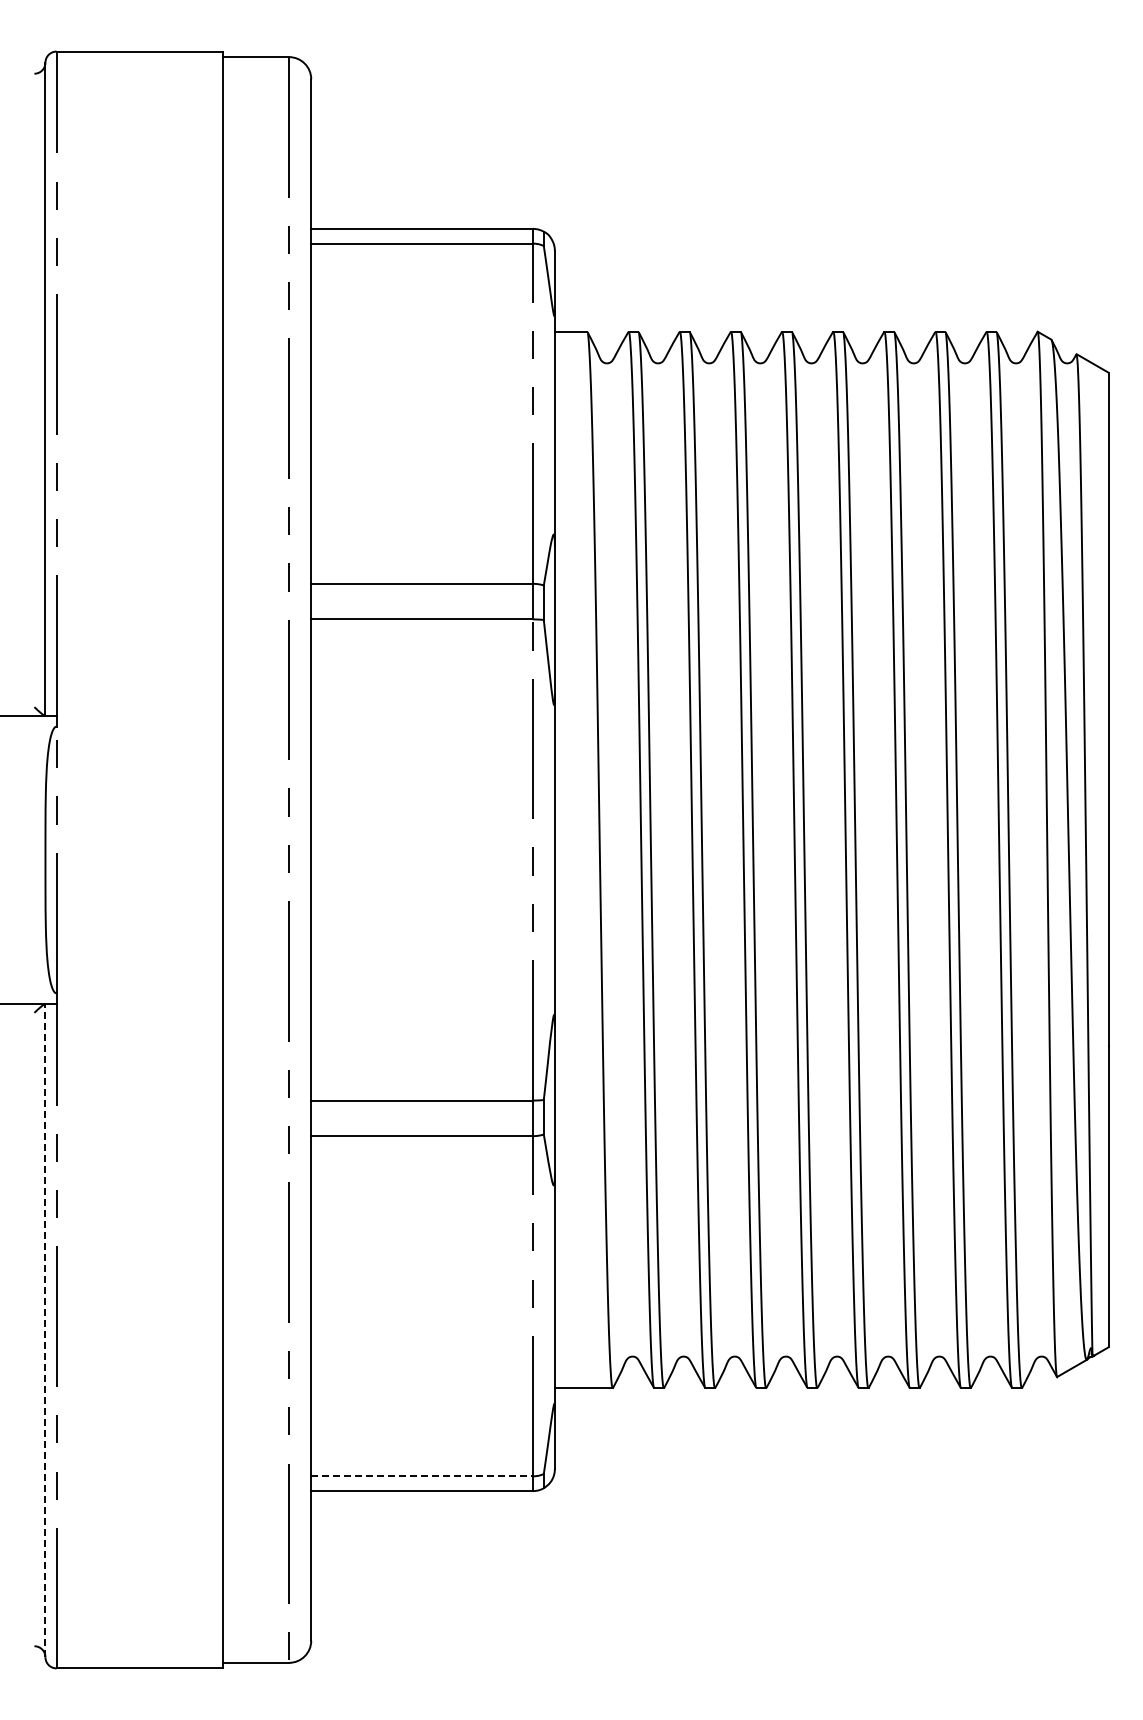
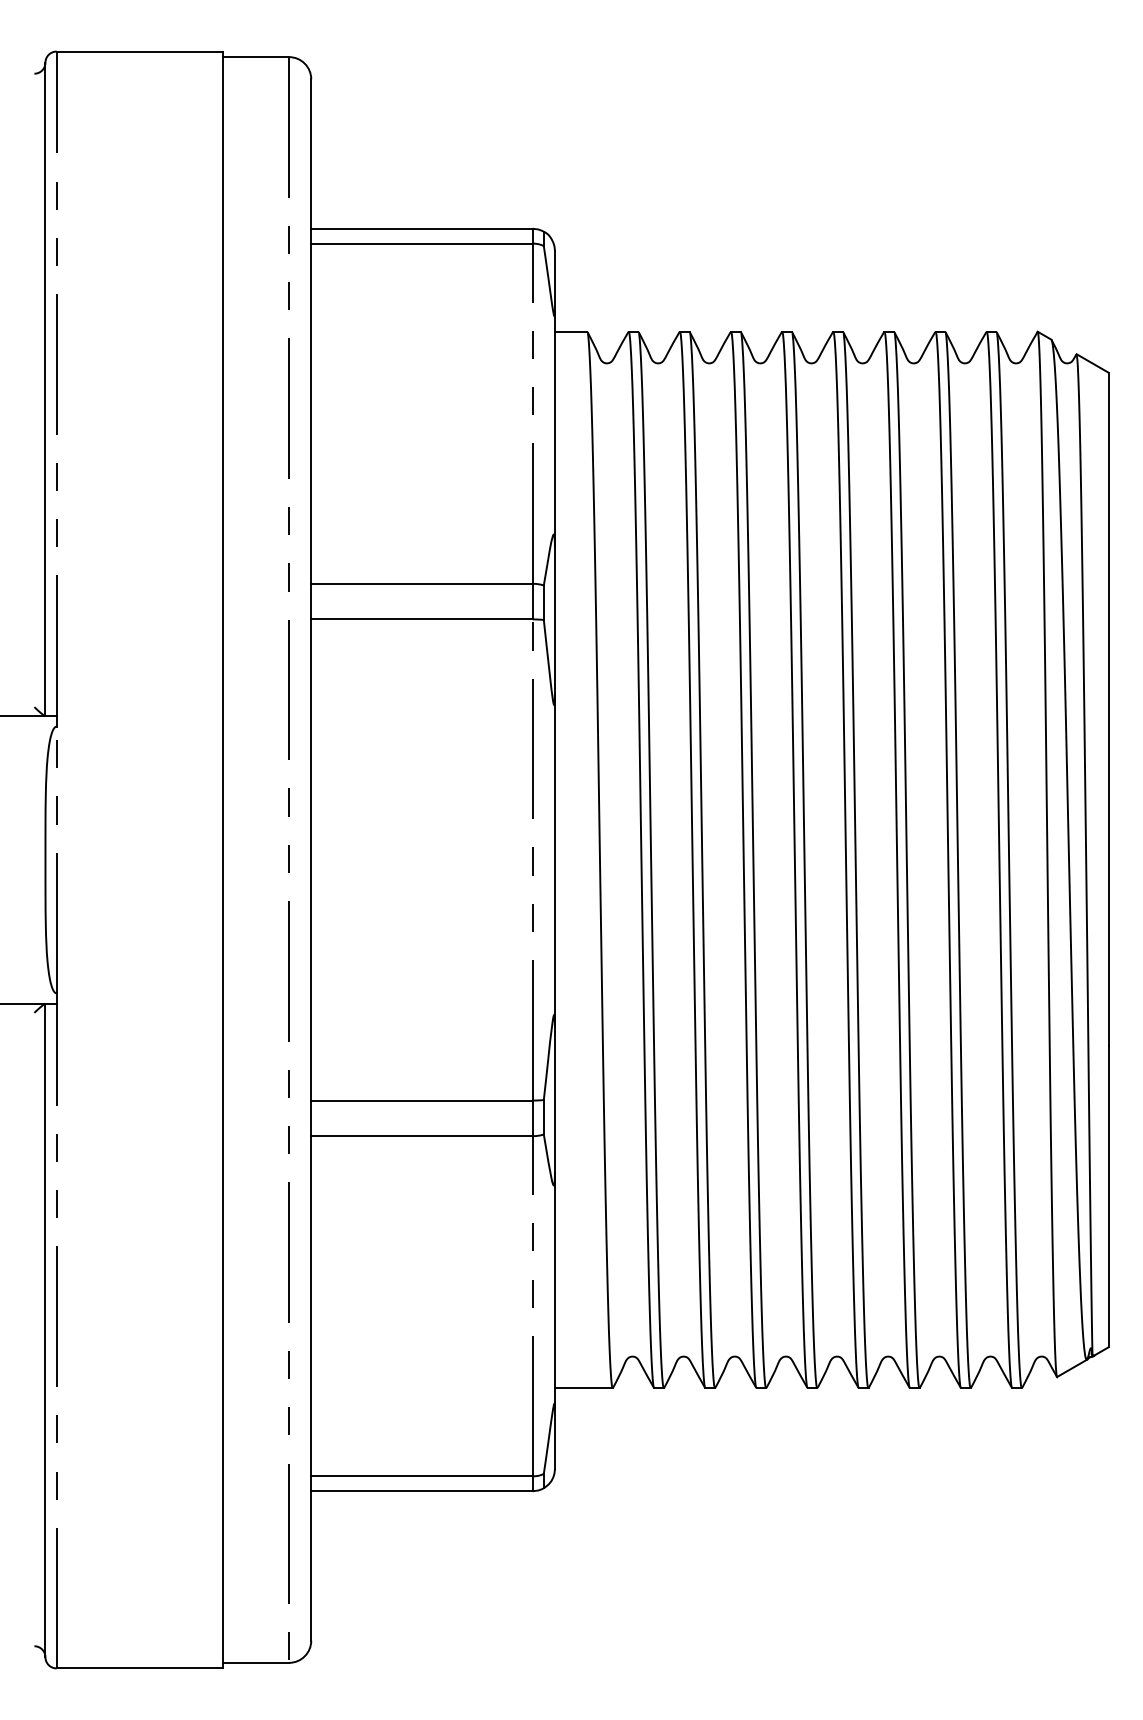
line: dashed -> solid (45, 1330)
line: dashed -> solid (421, 1476)
